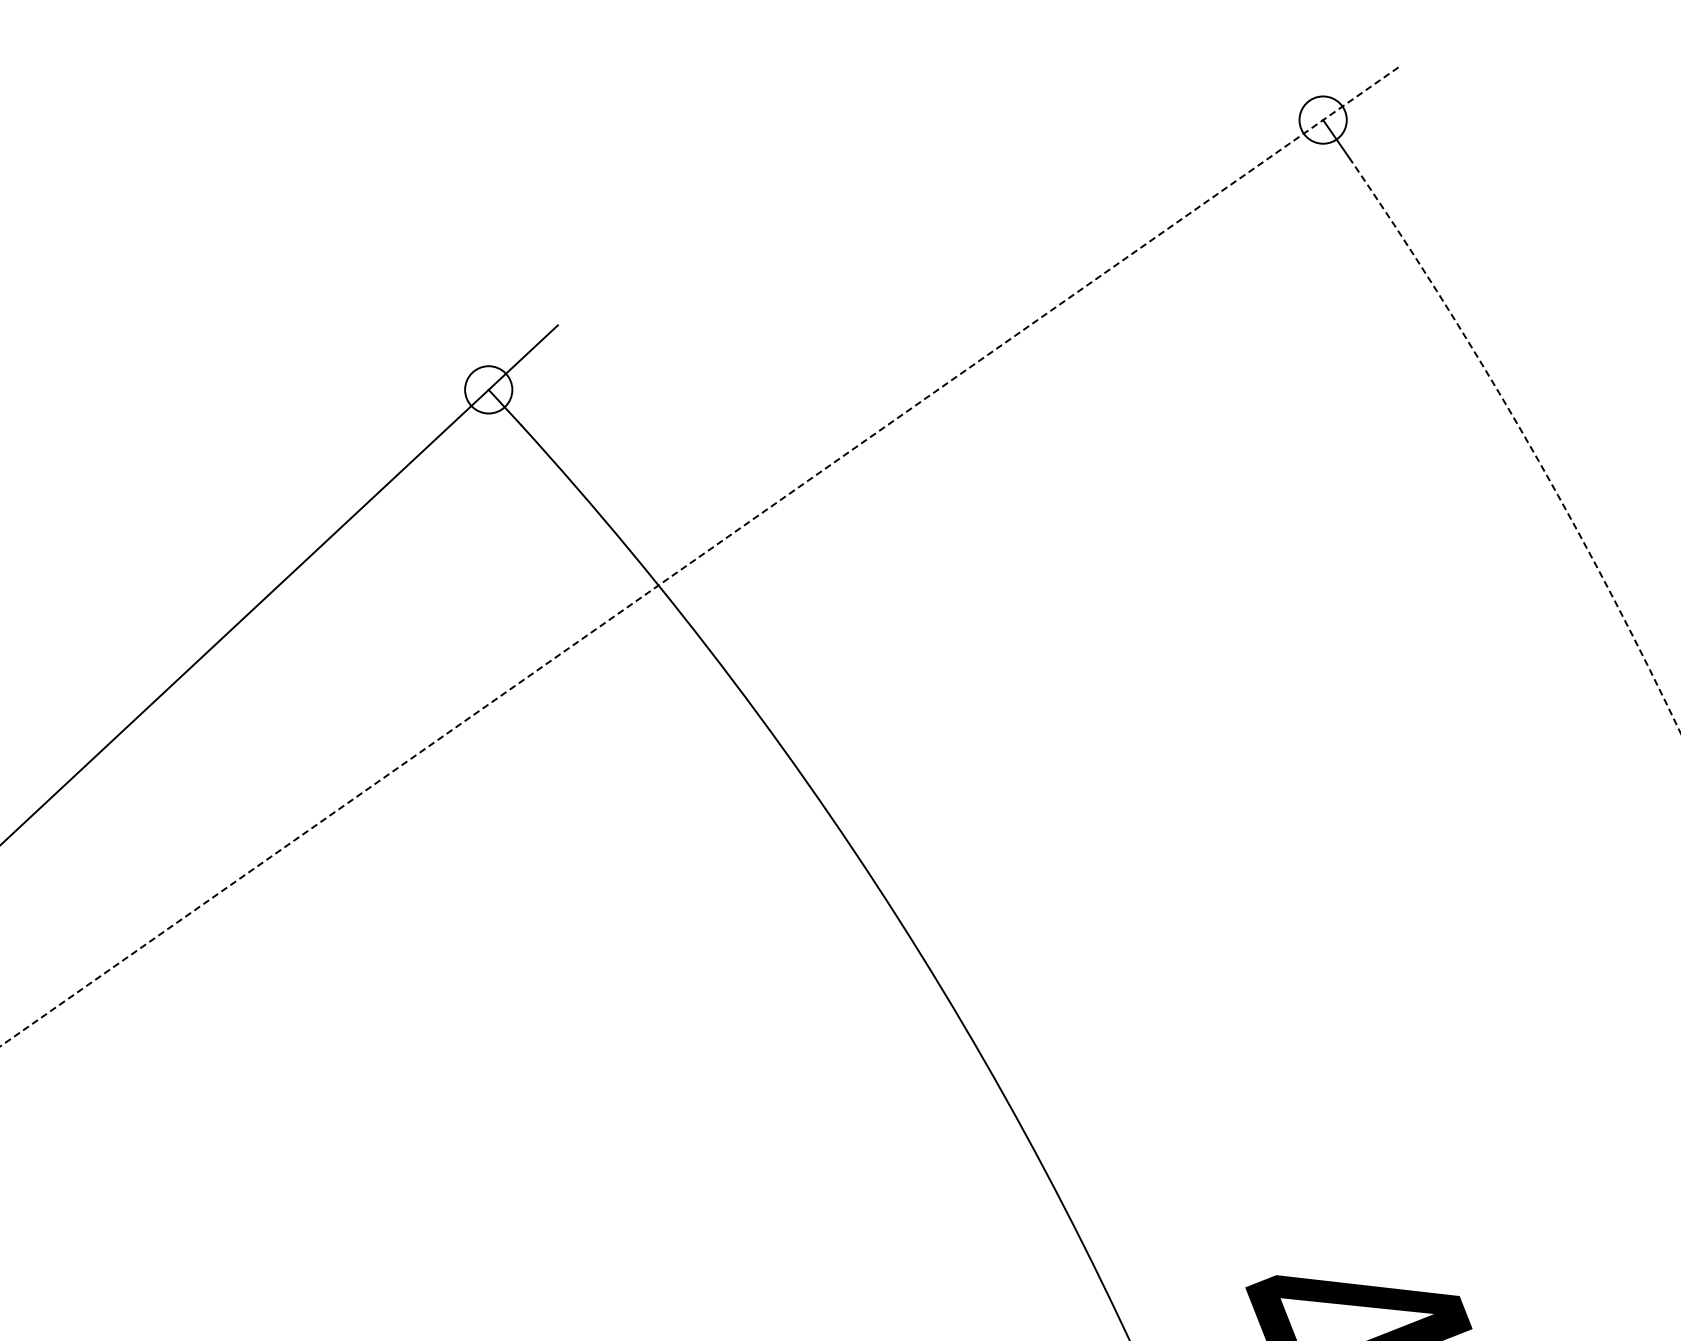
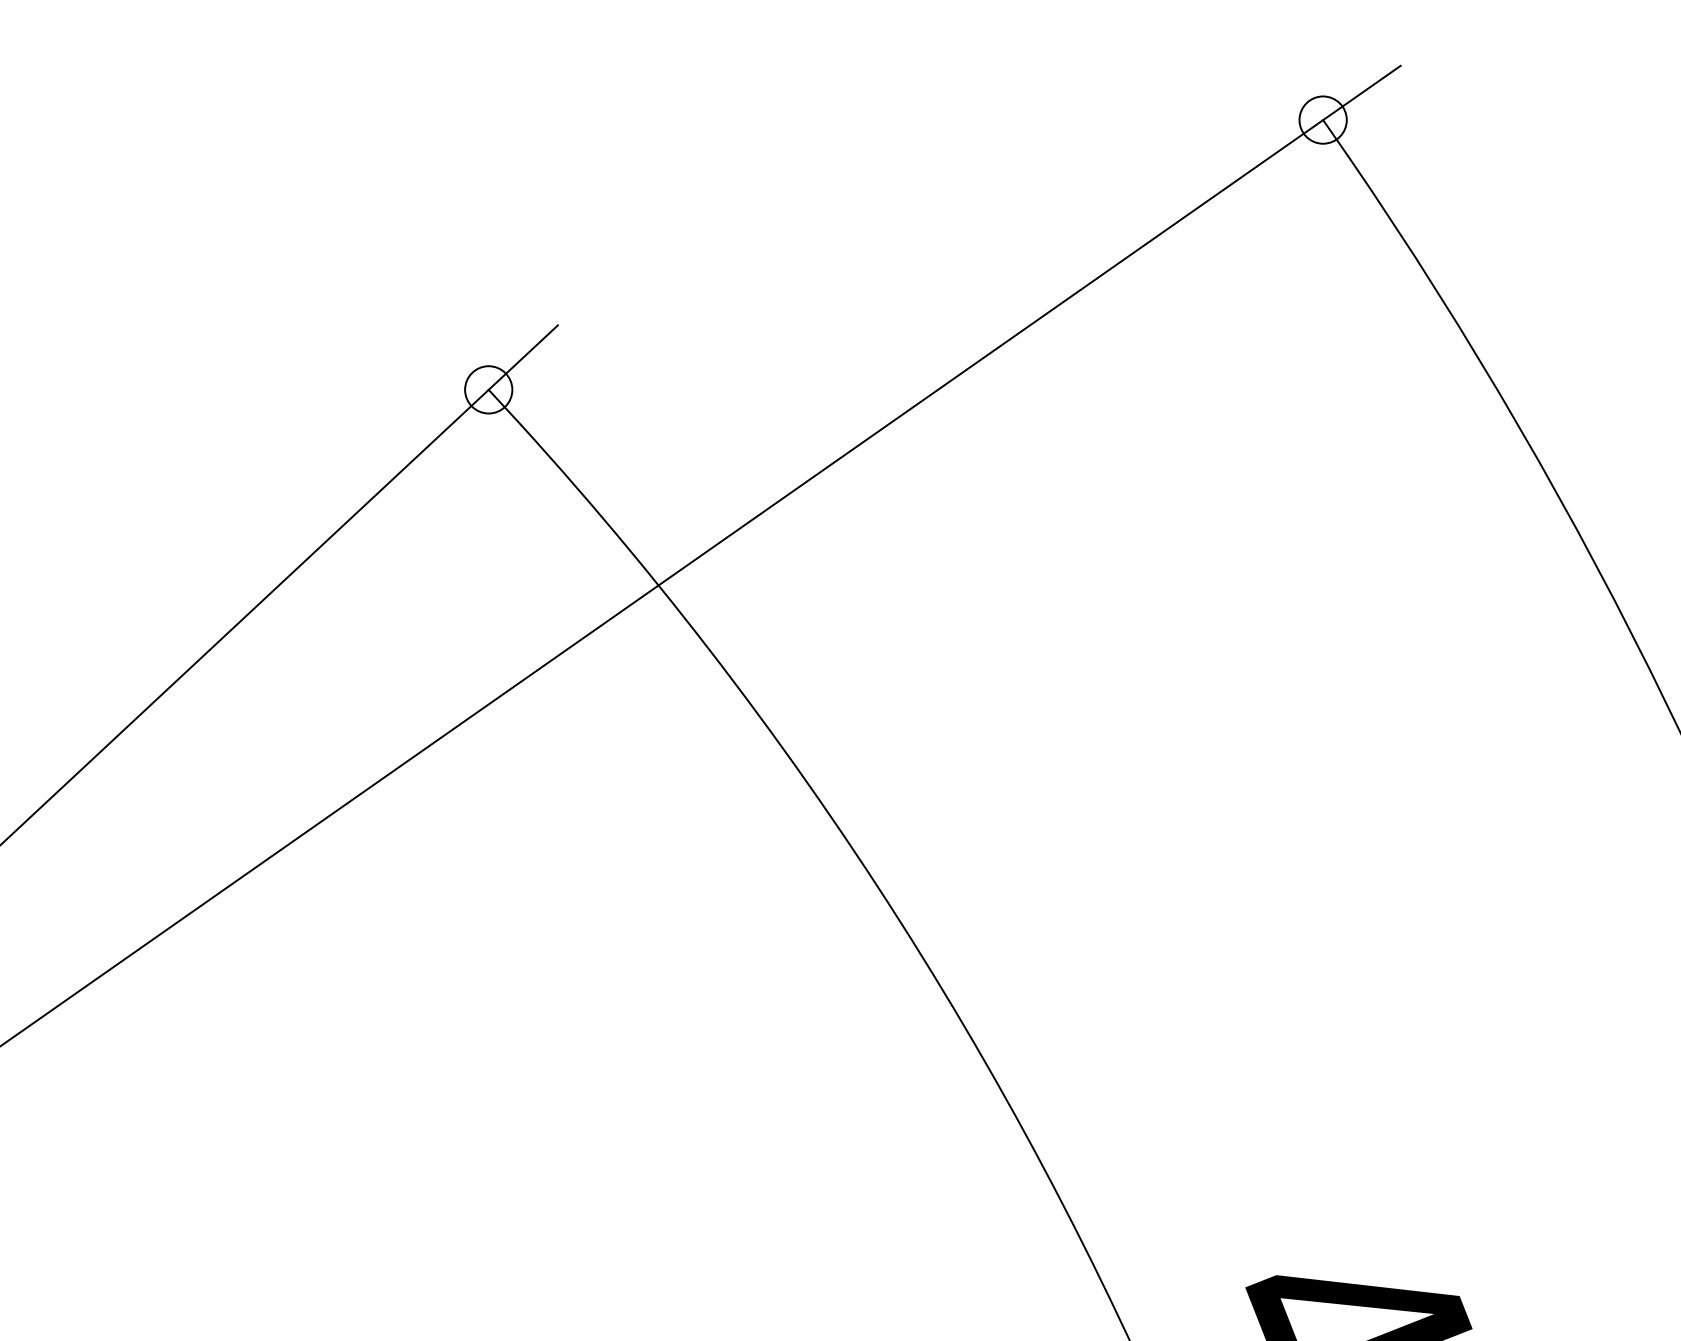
arc: dashed -> solid (1526, 439)
line: dashed -> solid (700, 556)
